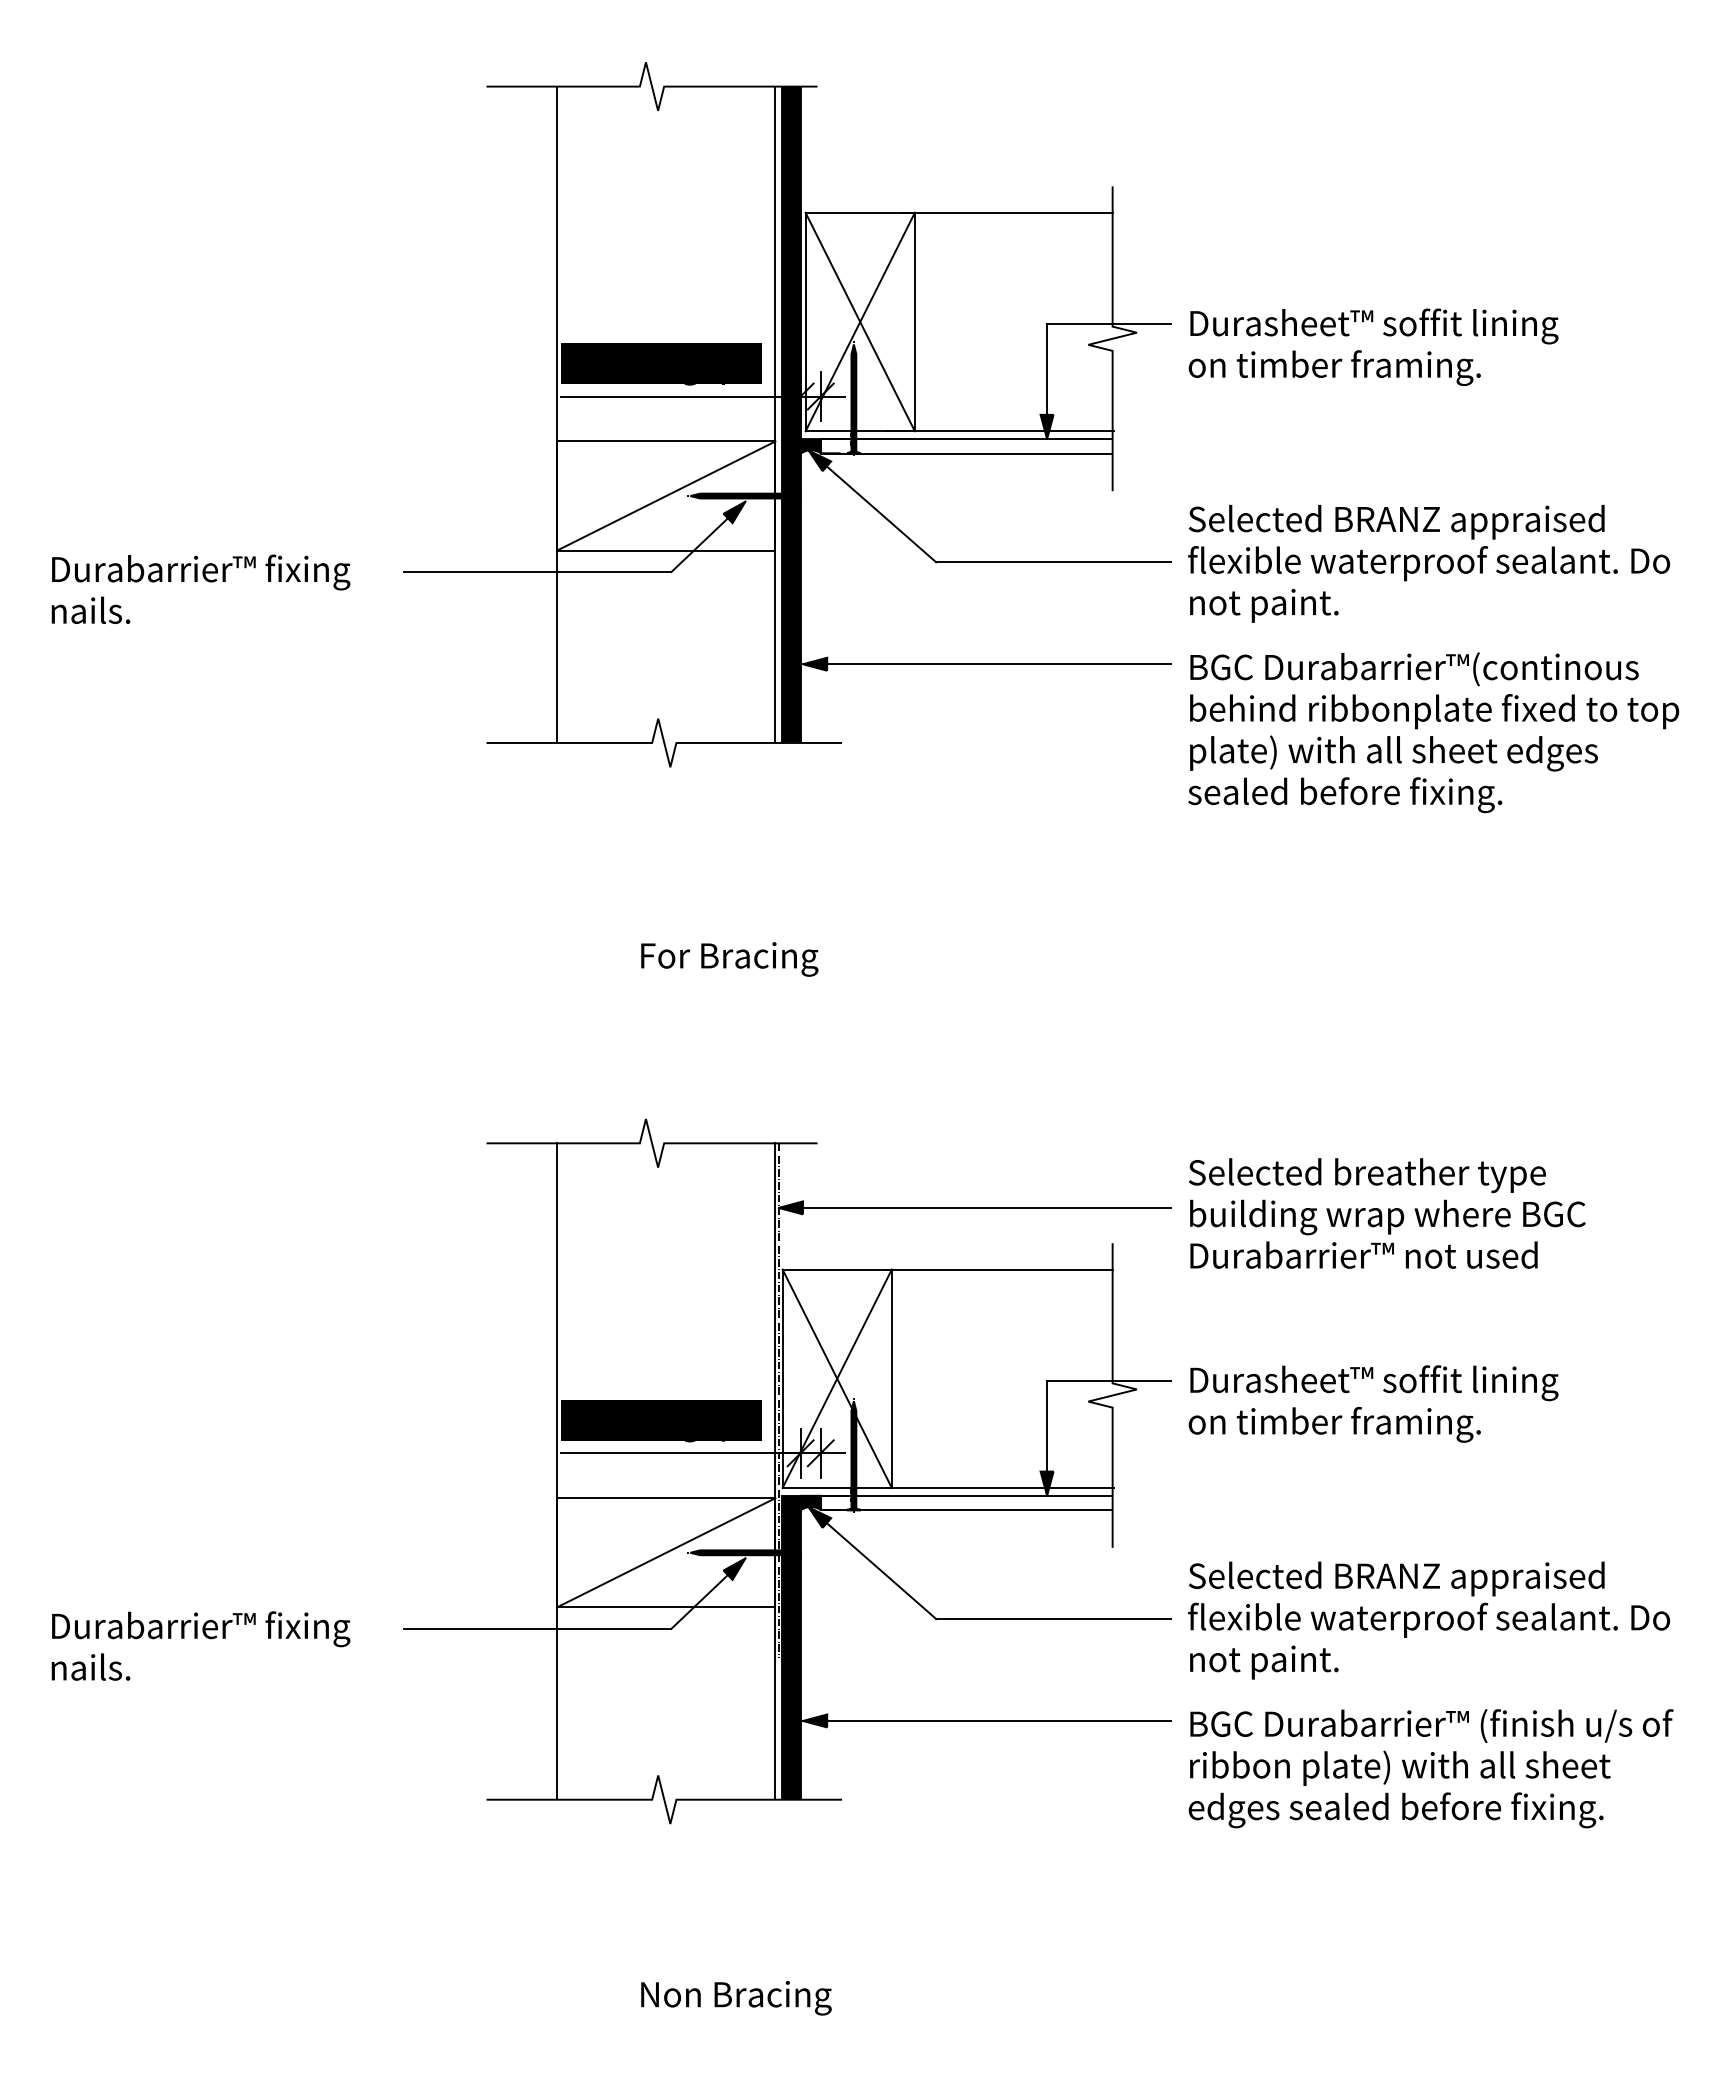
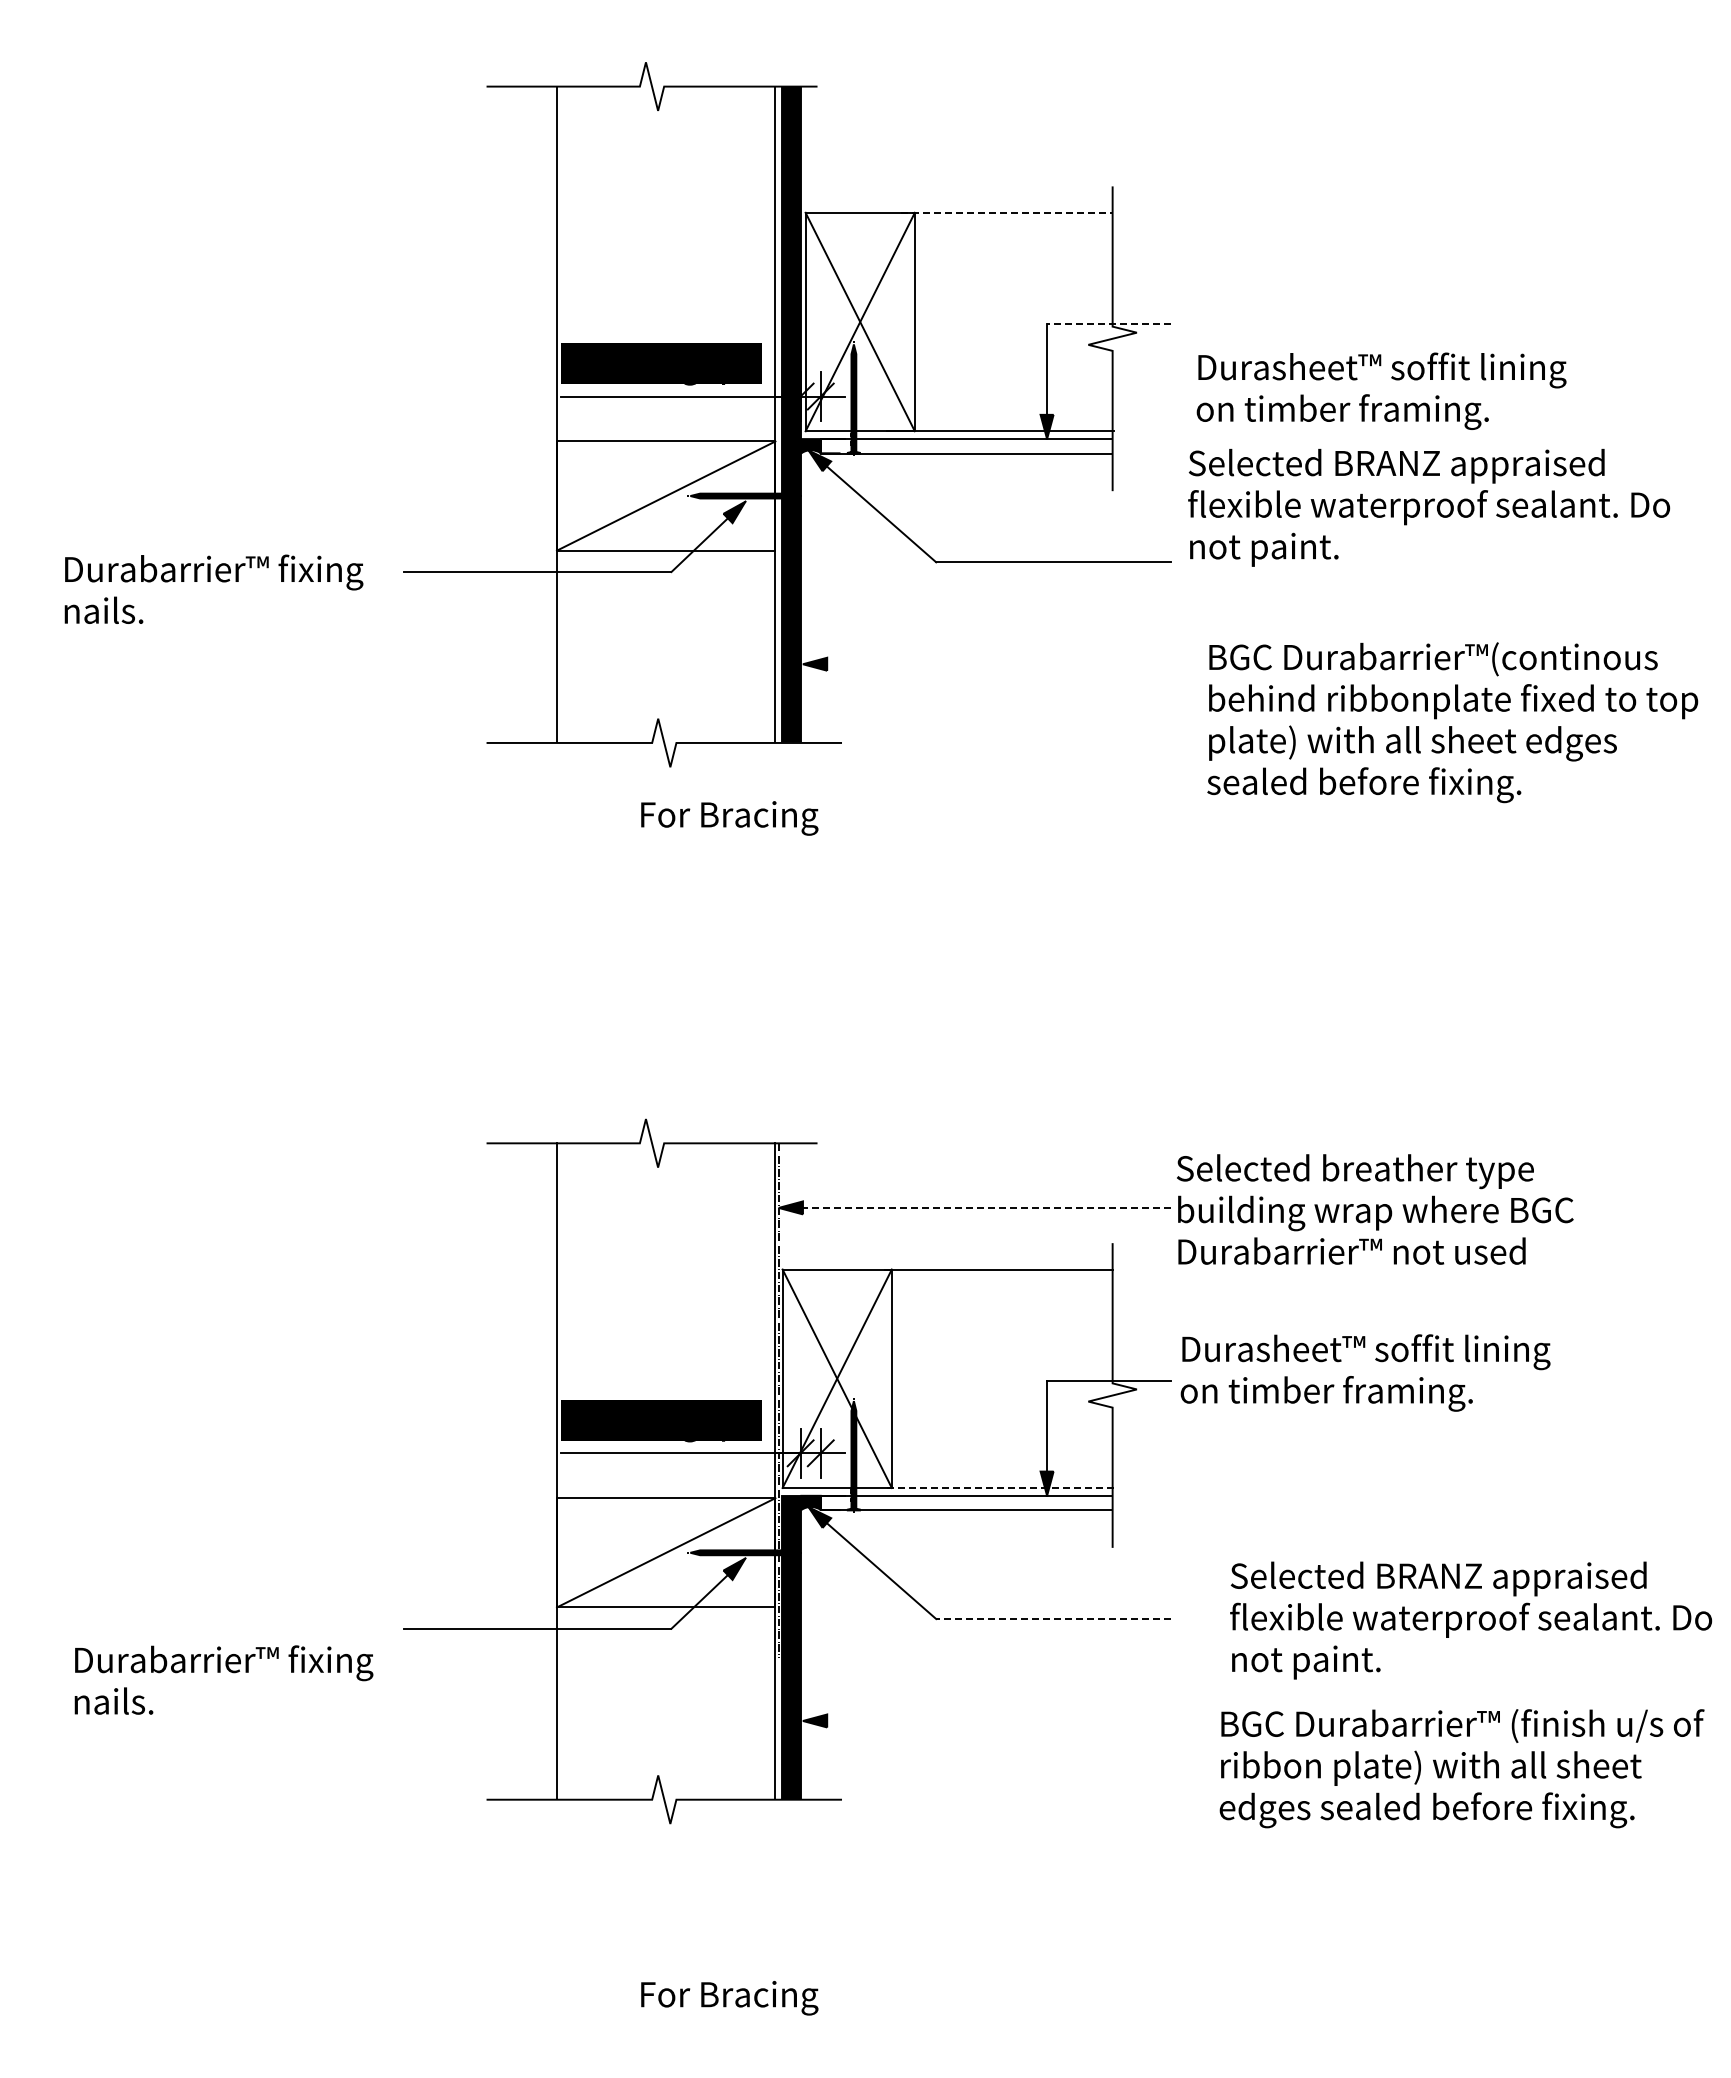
line: solid -> dashed (1006, 212)
line: solid -> dashed (1108, 324)
text position: (1373, 346) -> (1381, 390) (1381, 390)
text position: (1429, 563) -> (1429, 507) (1429, 507)
text position: (200, 588) -> (213, 588) (213, 588)
line: present -> none (986, 664)
text position: (1433, 732) -> (1452, 722) (1452, 722)
text position: (729, 959) -> (729, 818) (729, 818)
line: solid -> dashed (974, 1207)
text position: (1387, 1213) -> (1375, 1209) (1375, 1209)
text position: (1373, 1403) -> (1365, 1372) (1365, 1372)
line: solid -> dashed (1000, 1487)
line: solid -> dashed (1053, 1619)
text position: (1429, 1620) -> (1471, 1620) (1471, 1620)
text position: (200, 1645) -> (223, 1679) (223, 1679)
line: present -> none (986, 1720)
text position: (1430, 1768) -> (1461, 1768) (1461, 1768)
text: Non Bracing -> For Bracing (737, 1997)
